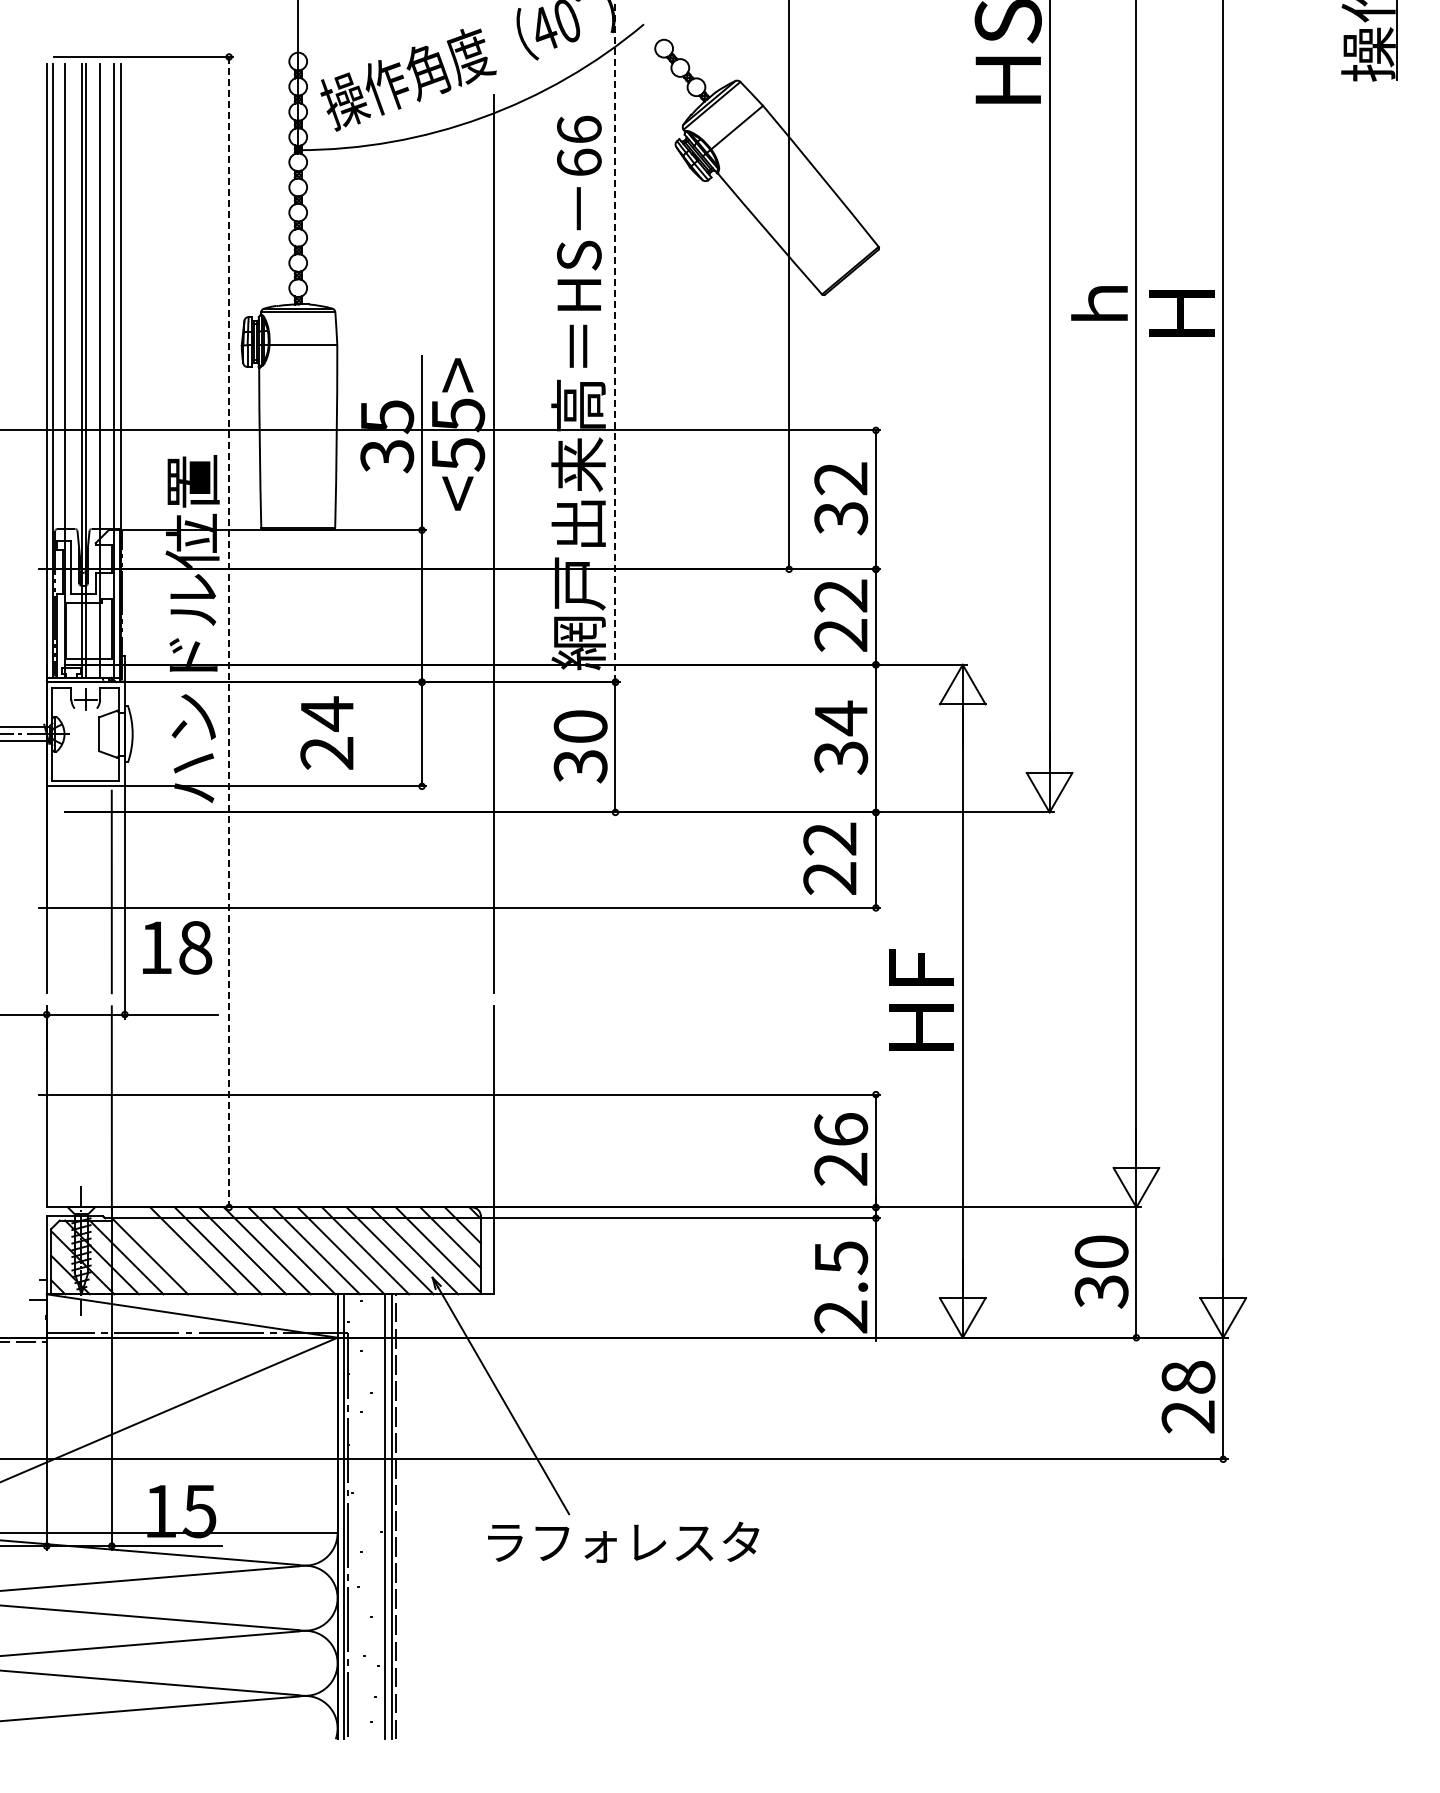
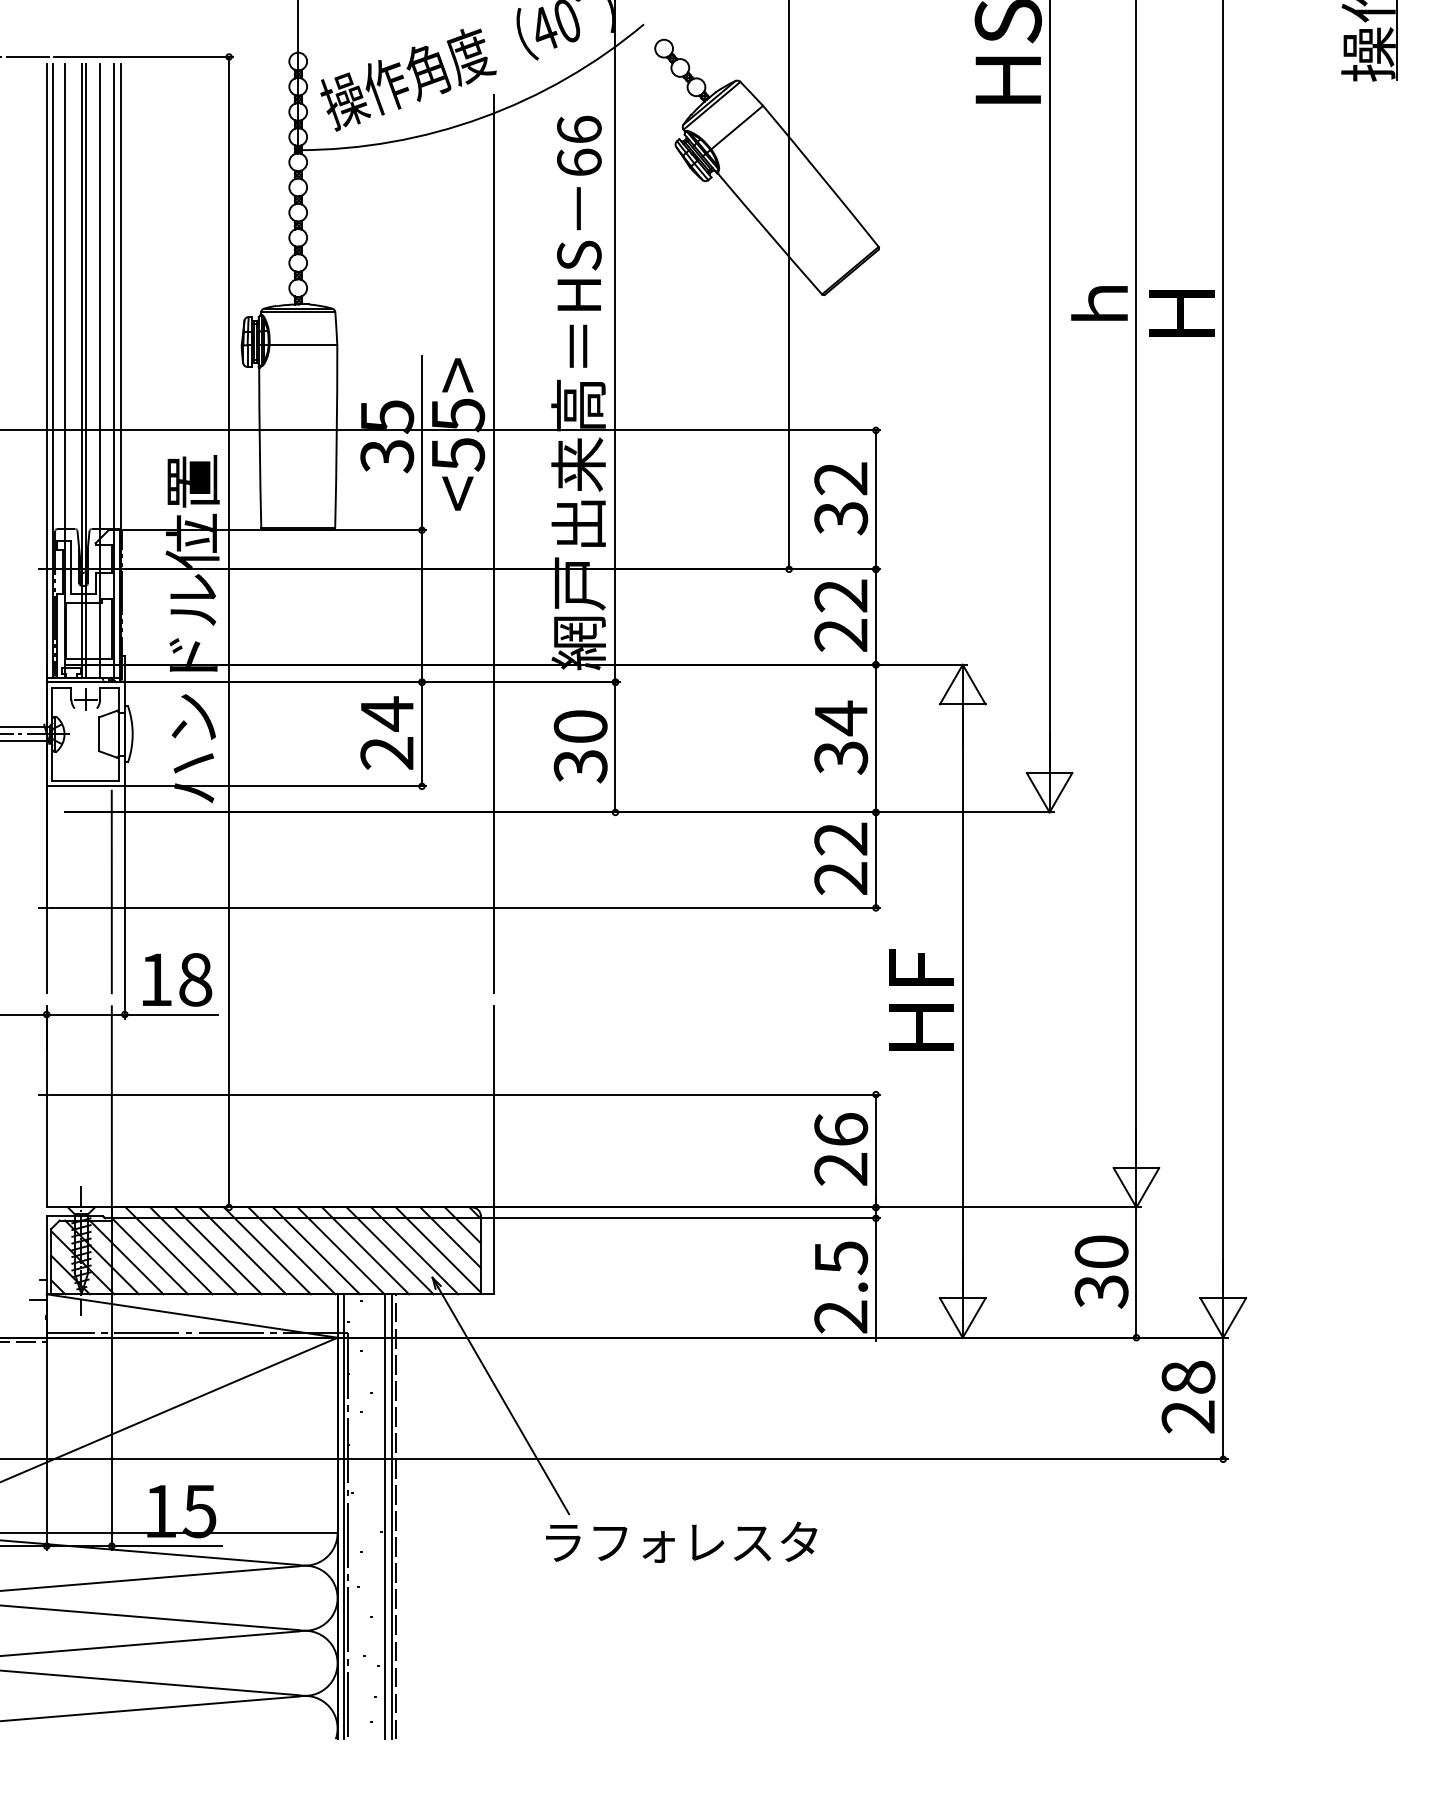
line: none -> present (25, 57)
line: dashed -> solid (615, 341)
line: dashed -> solid (229, 632)
text position: (326, 732) -> (386, 732) (386, 732)
text position: (829, 858) -> (840, 858) (840, 858)
text position: (177, 947) -> (177, 979) (177, 979)
line: none -> present (168, 1250)
text position: (623, 1541) -> (681, 1541) (681, 1541)
